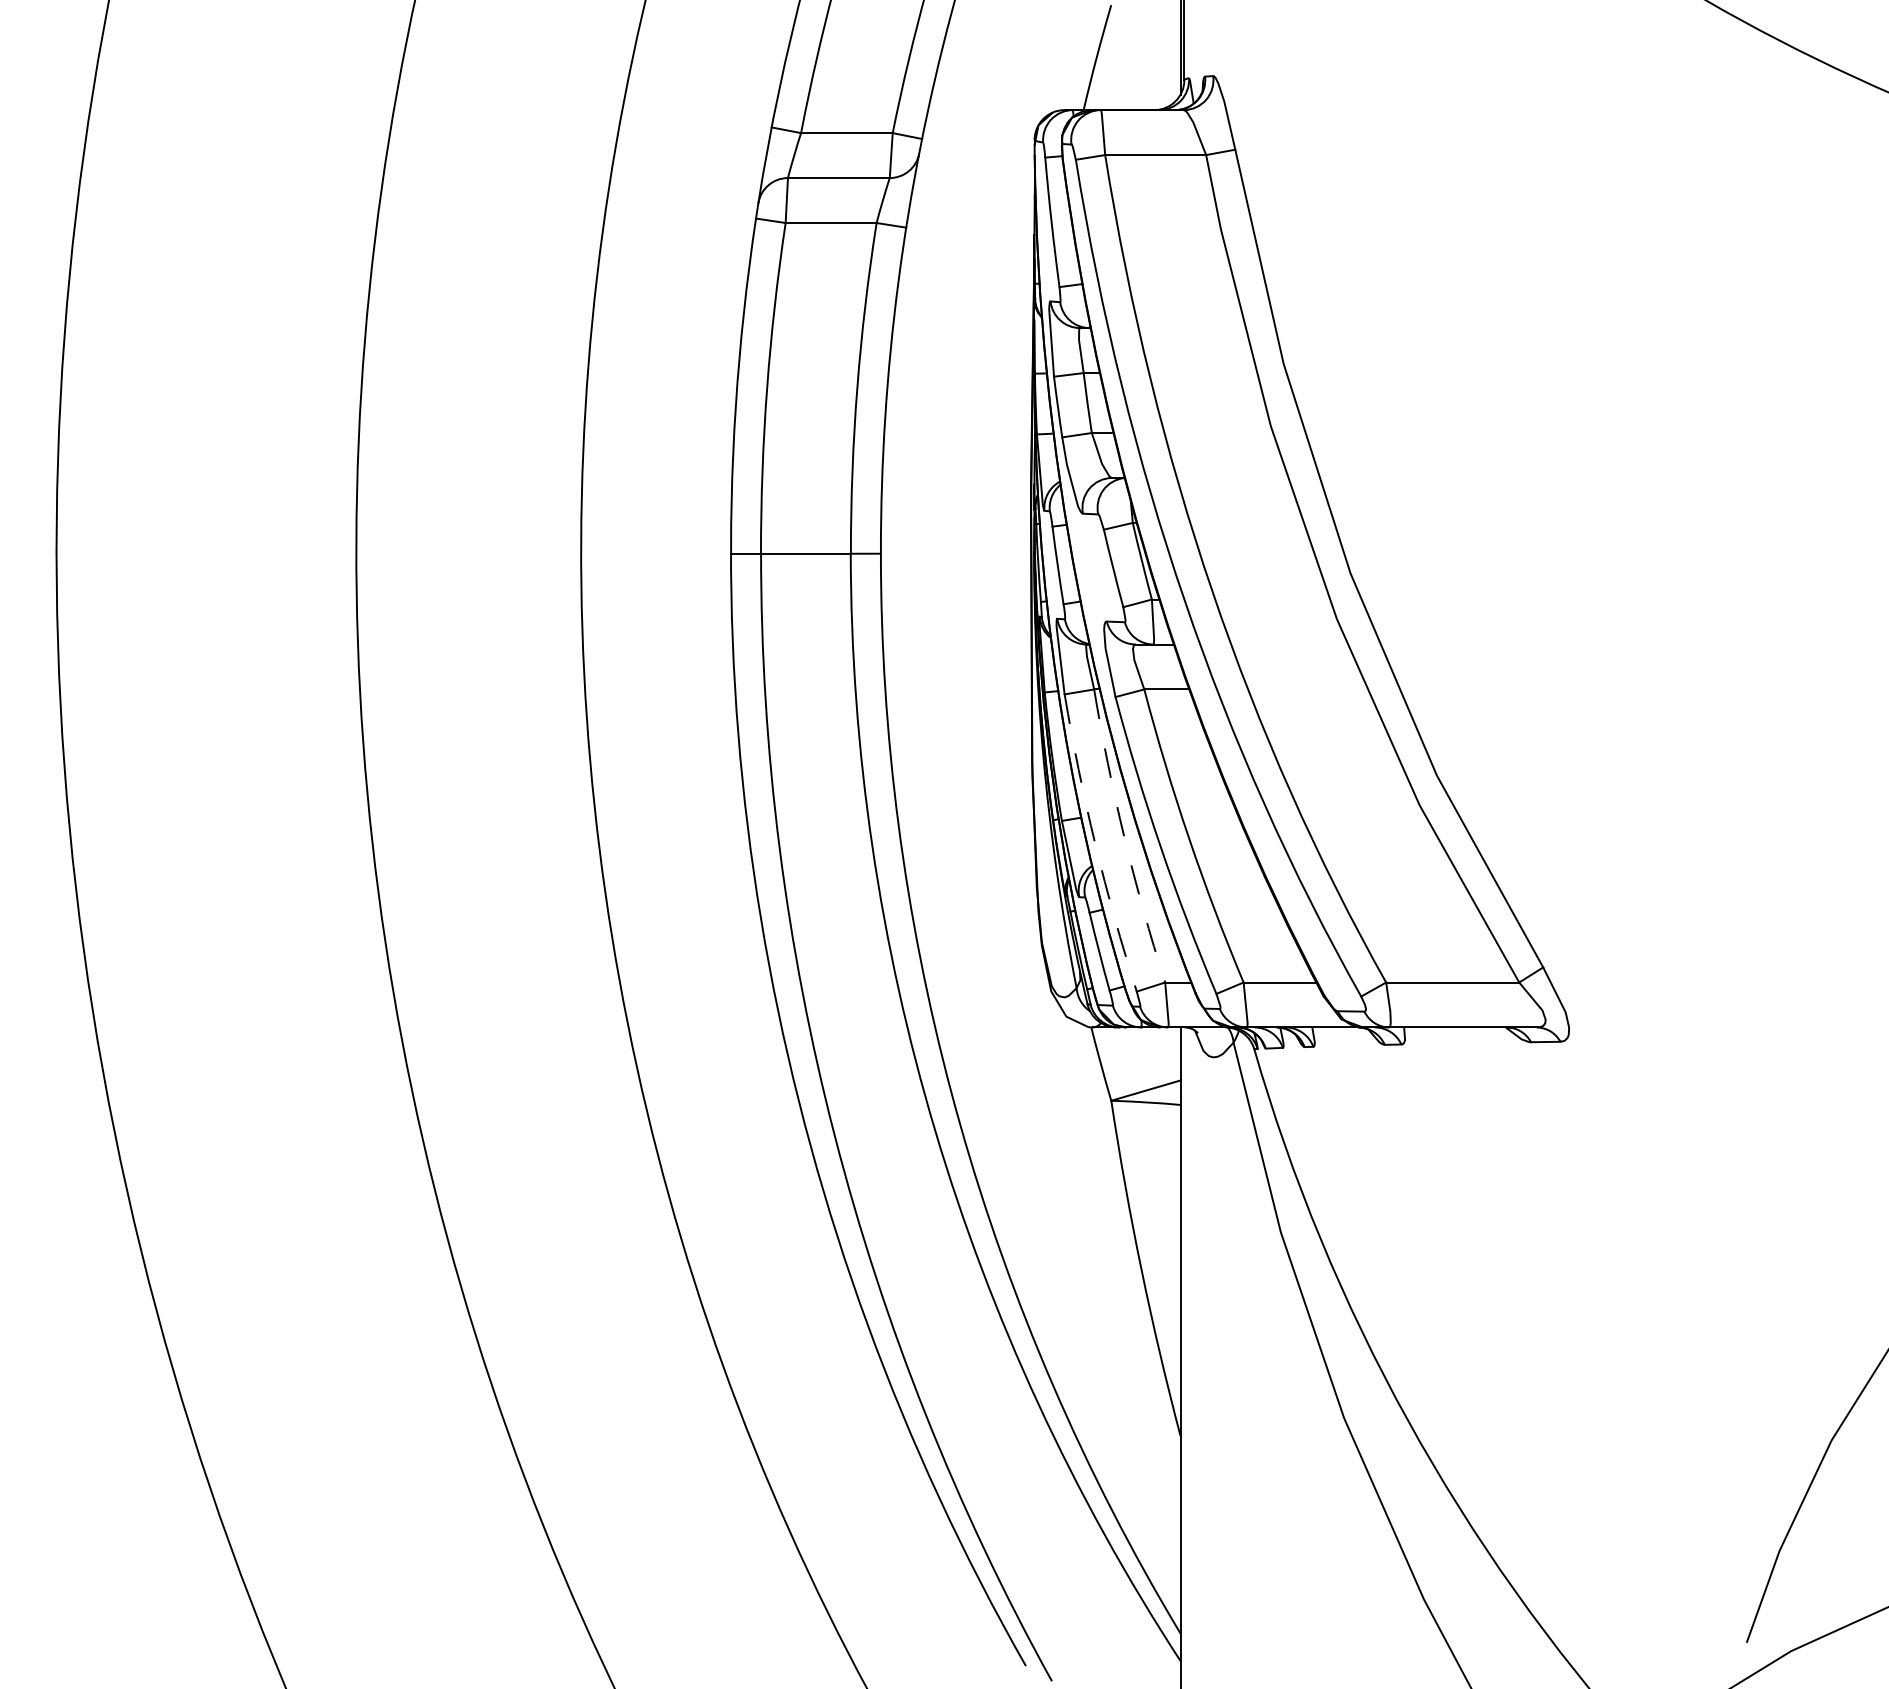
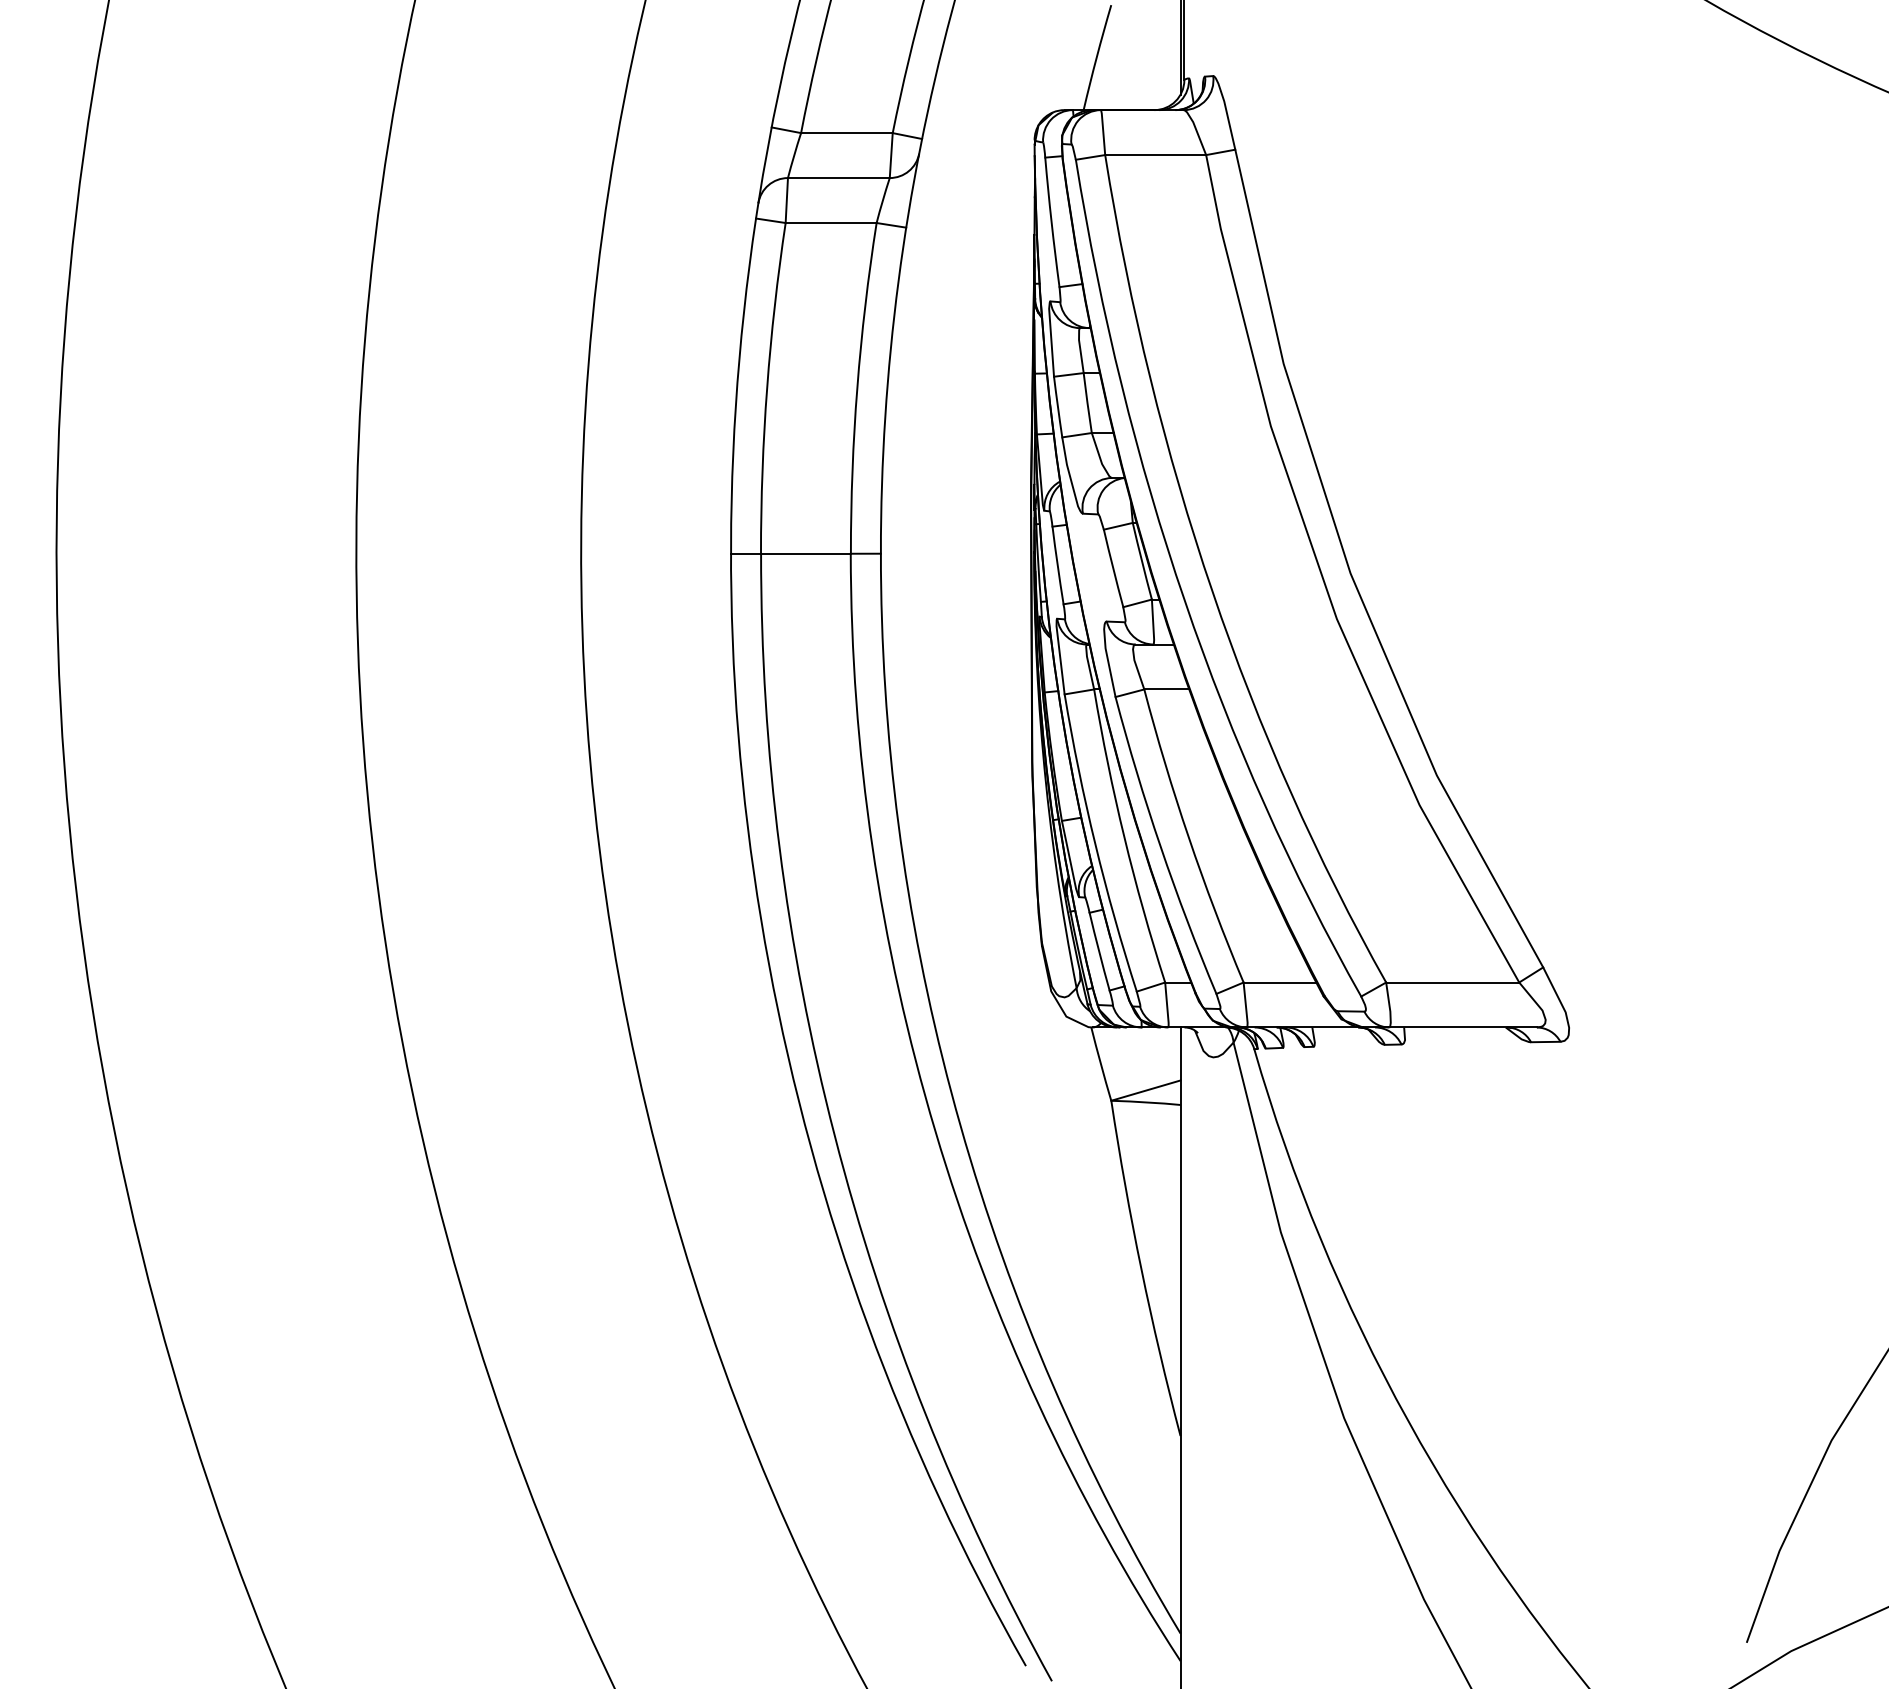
arc: dashed -> solid (1124, 837)
arc: dashed -> solid (1095, 844)
